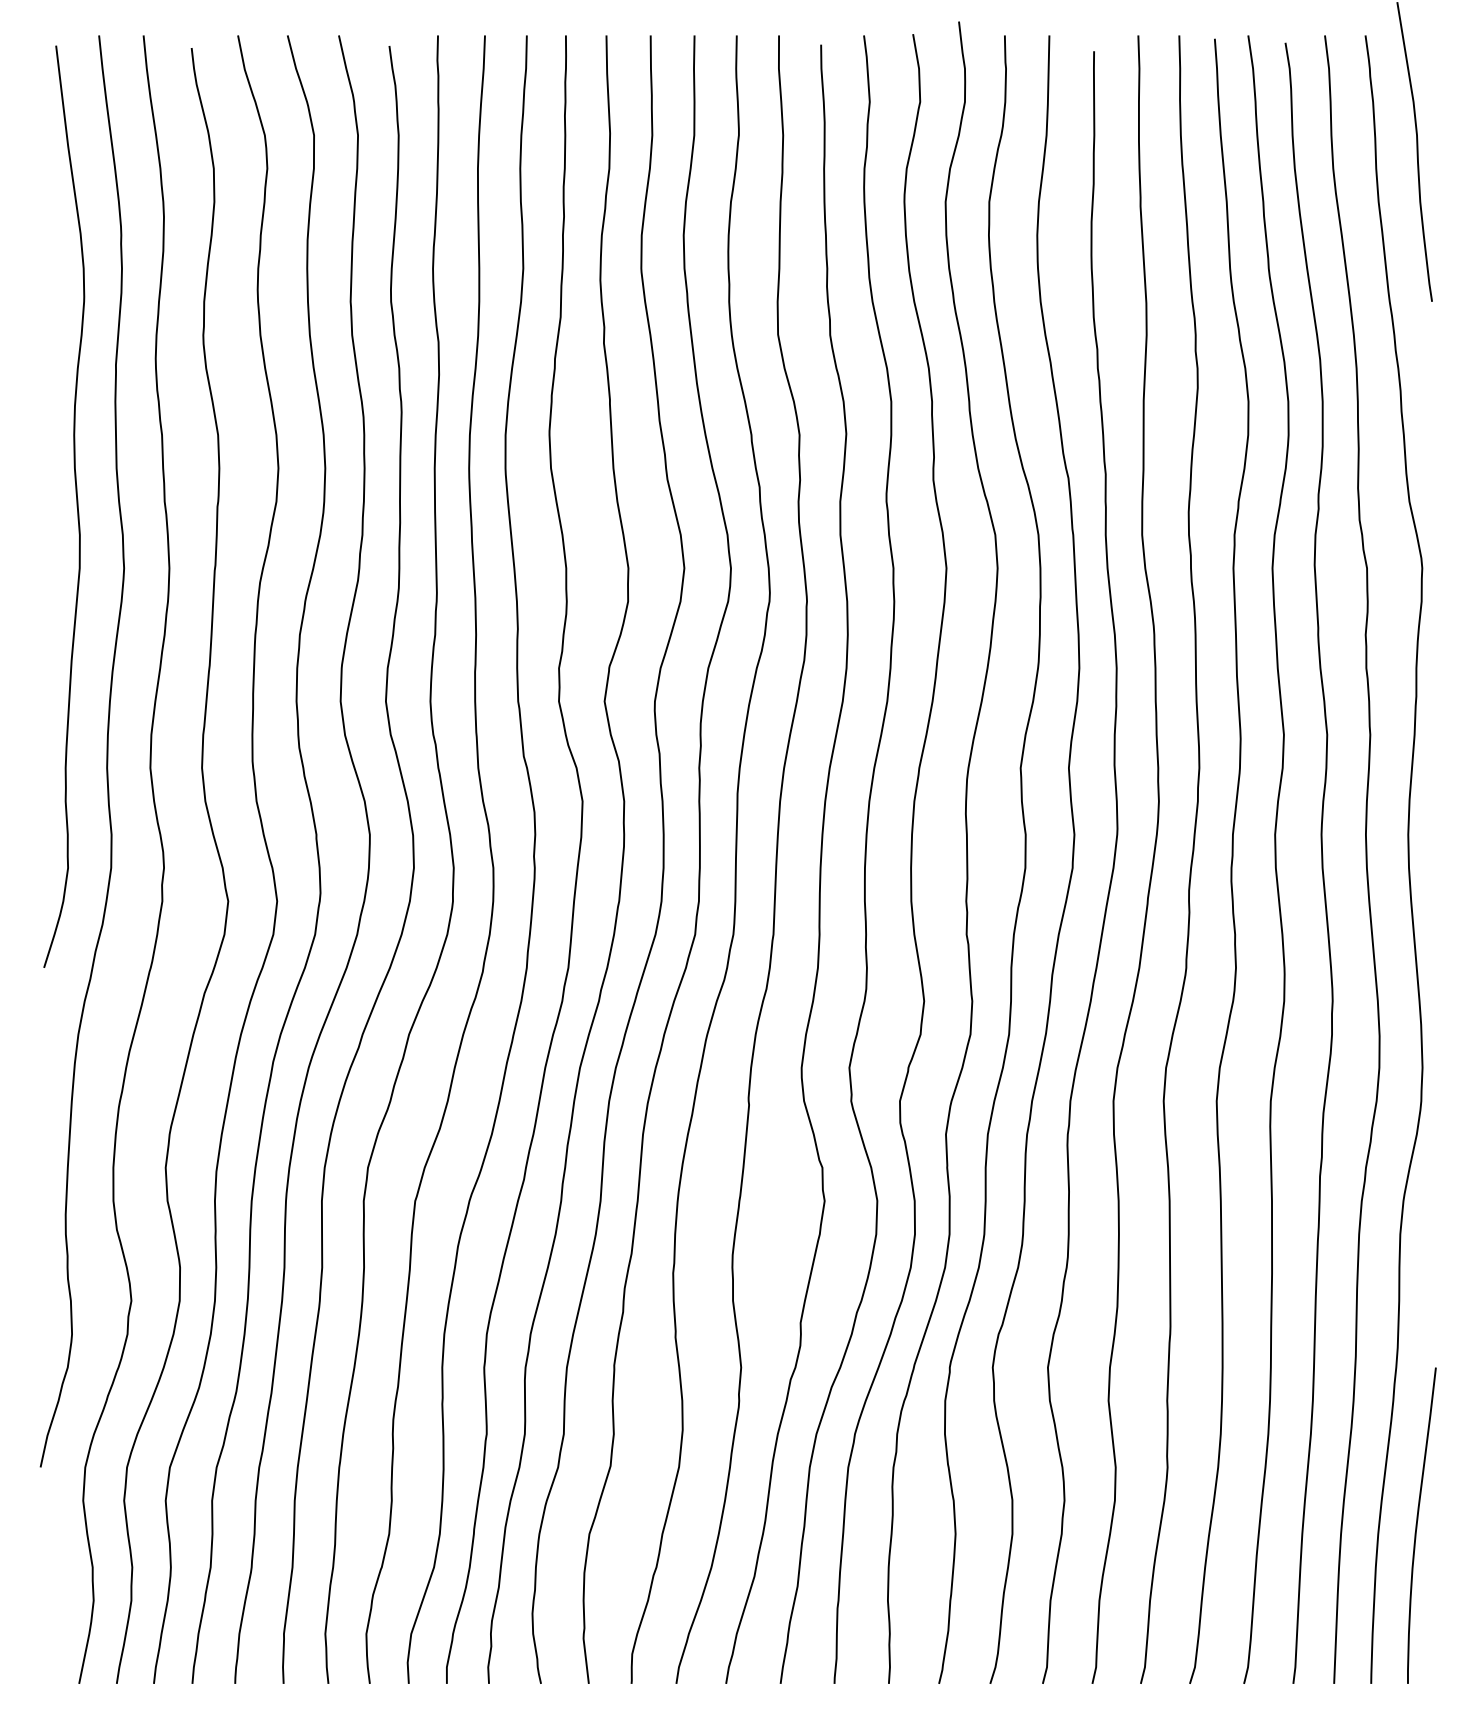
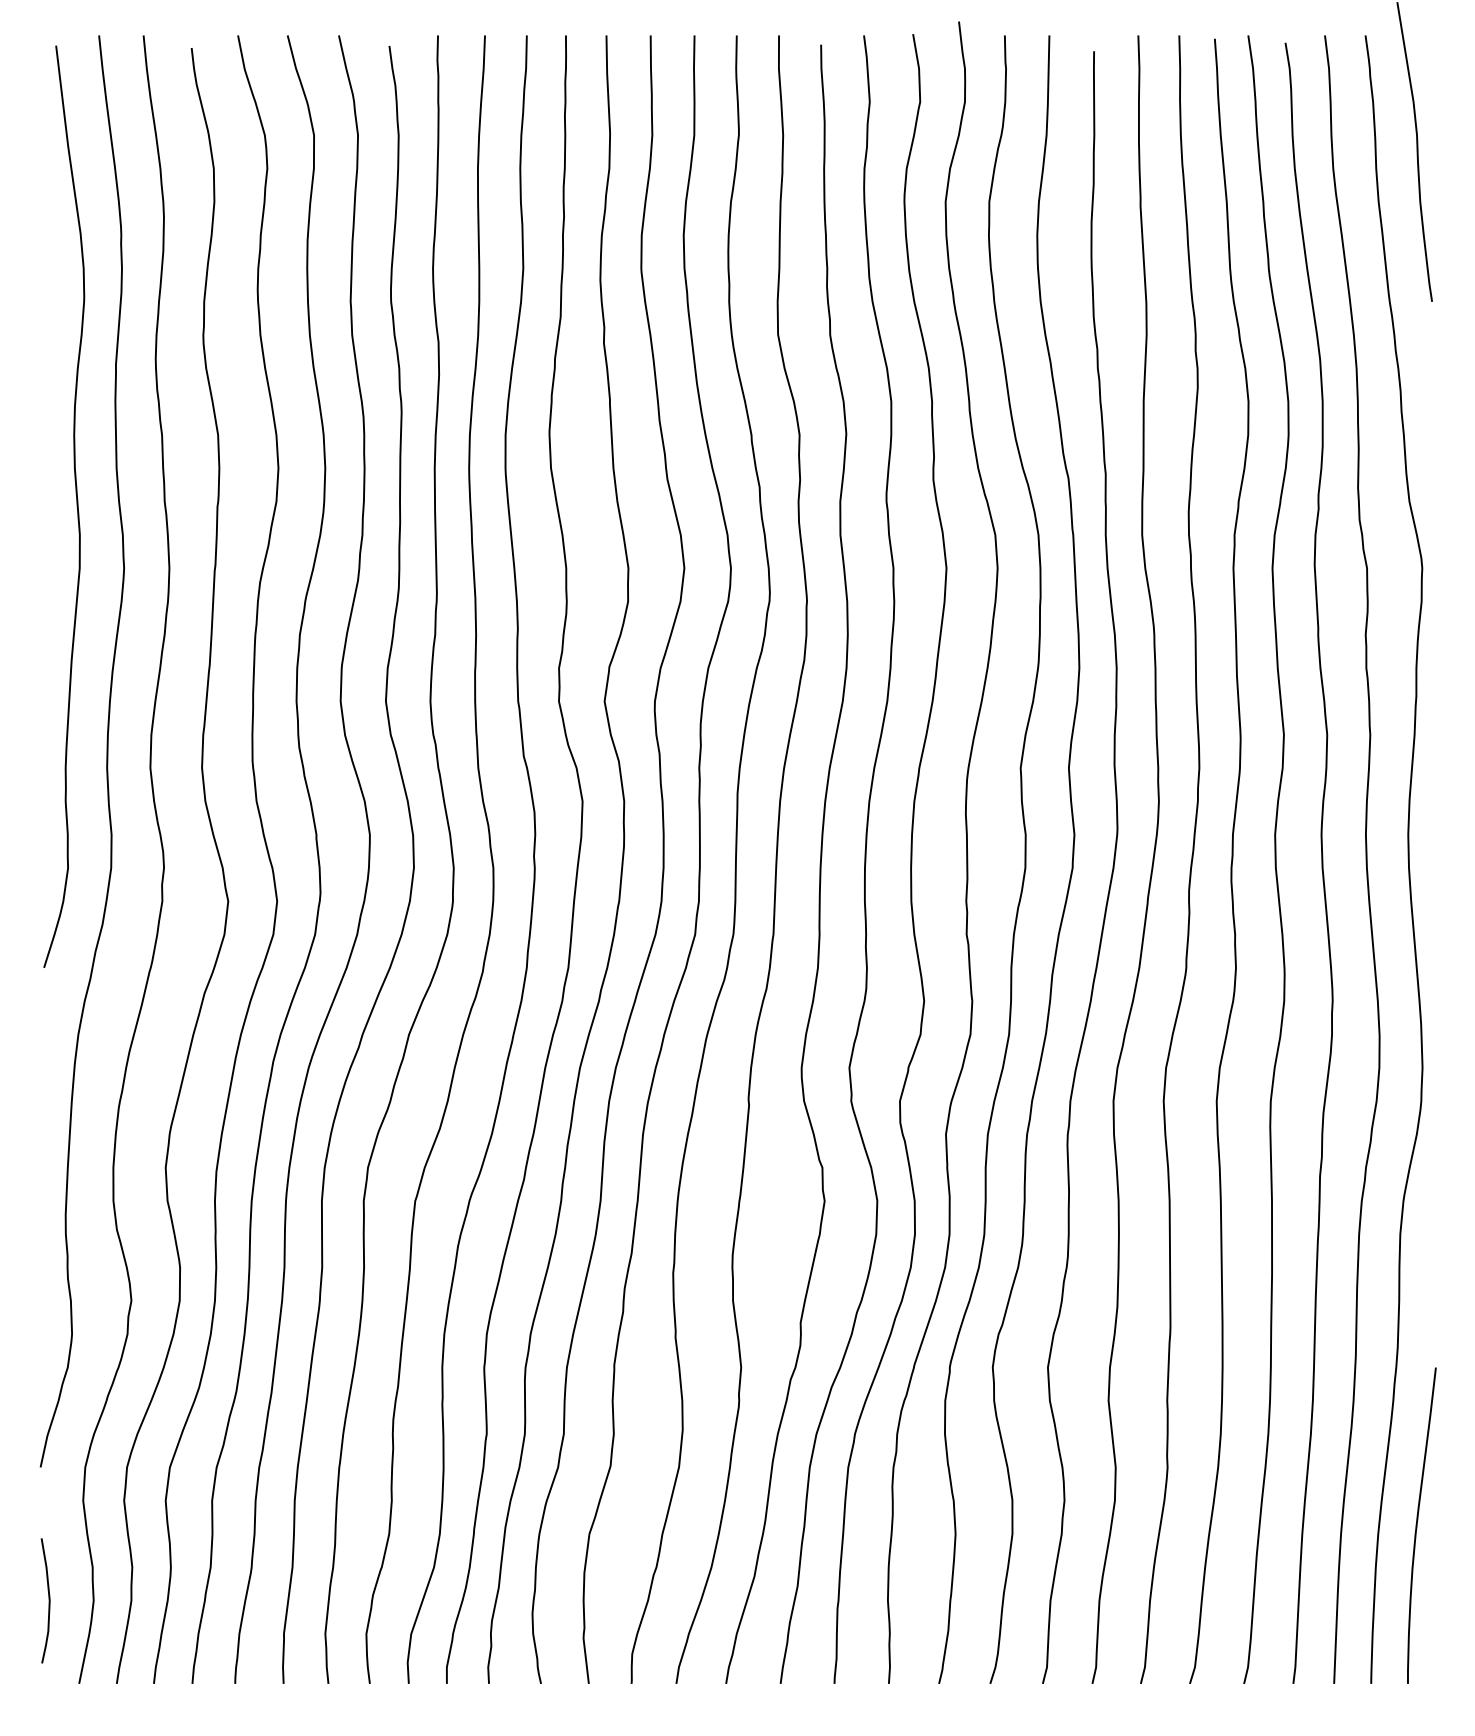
curve: none -> present (48, 1600)
